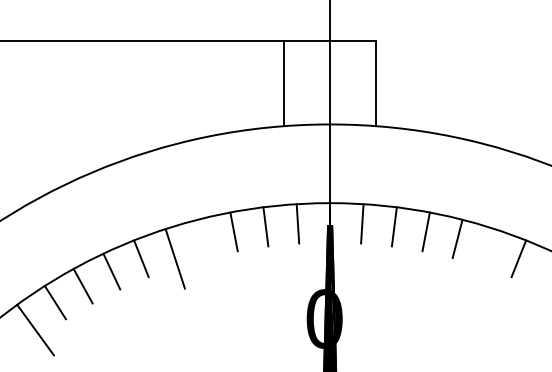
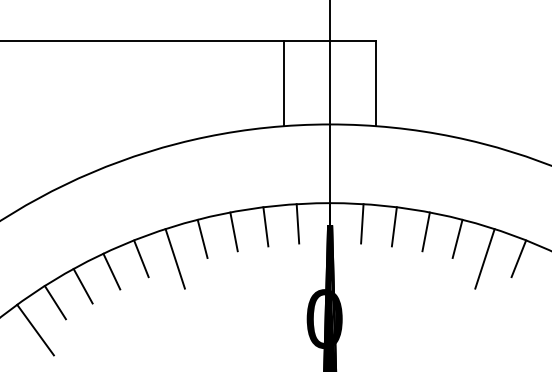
line: none -> present (202, 238)
line: none -> present (484, 258)
